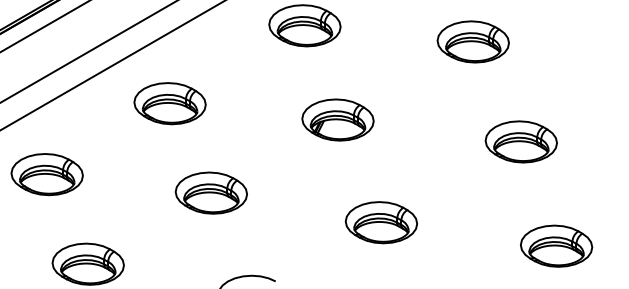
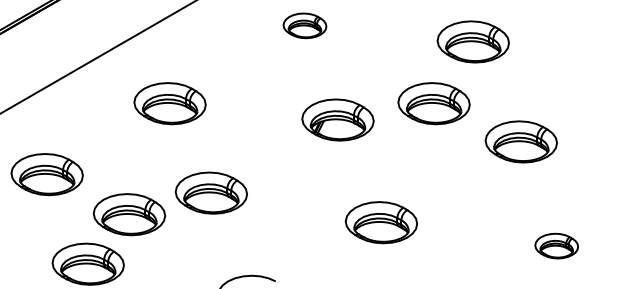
part size: 74x44 px -> 46x28 px (304, 25)
line: present -> none (44, 26)
line position: (88, 51) -> (97, 57) (97, 57)
line: present -> none (111, 65)
part: none -> present (433, 103)
part: none -> present (128, 214)
part size: 74x44 px -> 45x28 px (556, 245)
